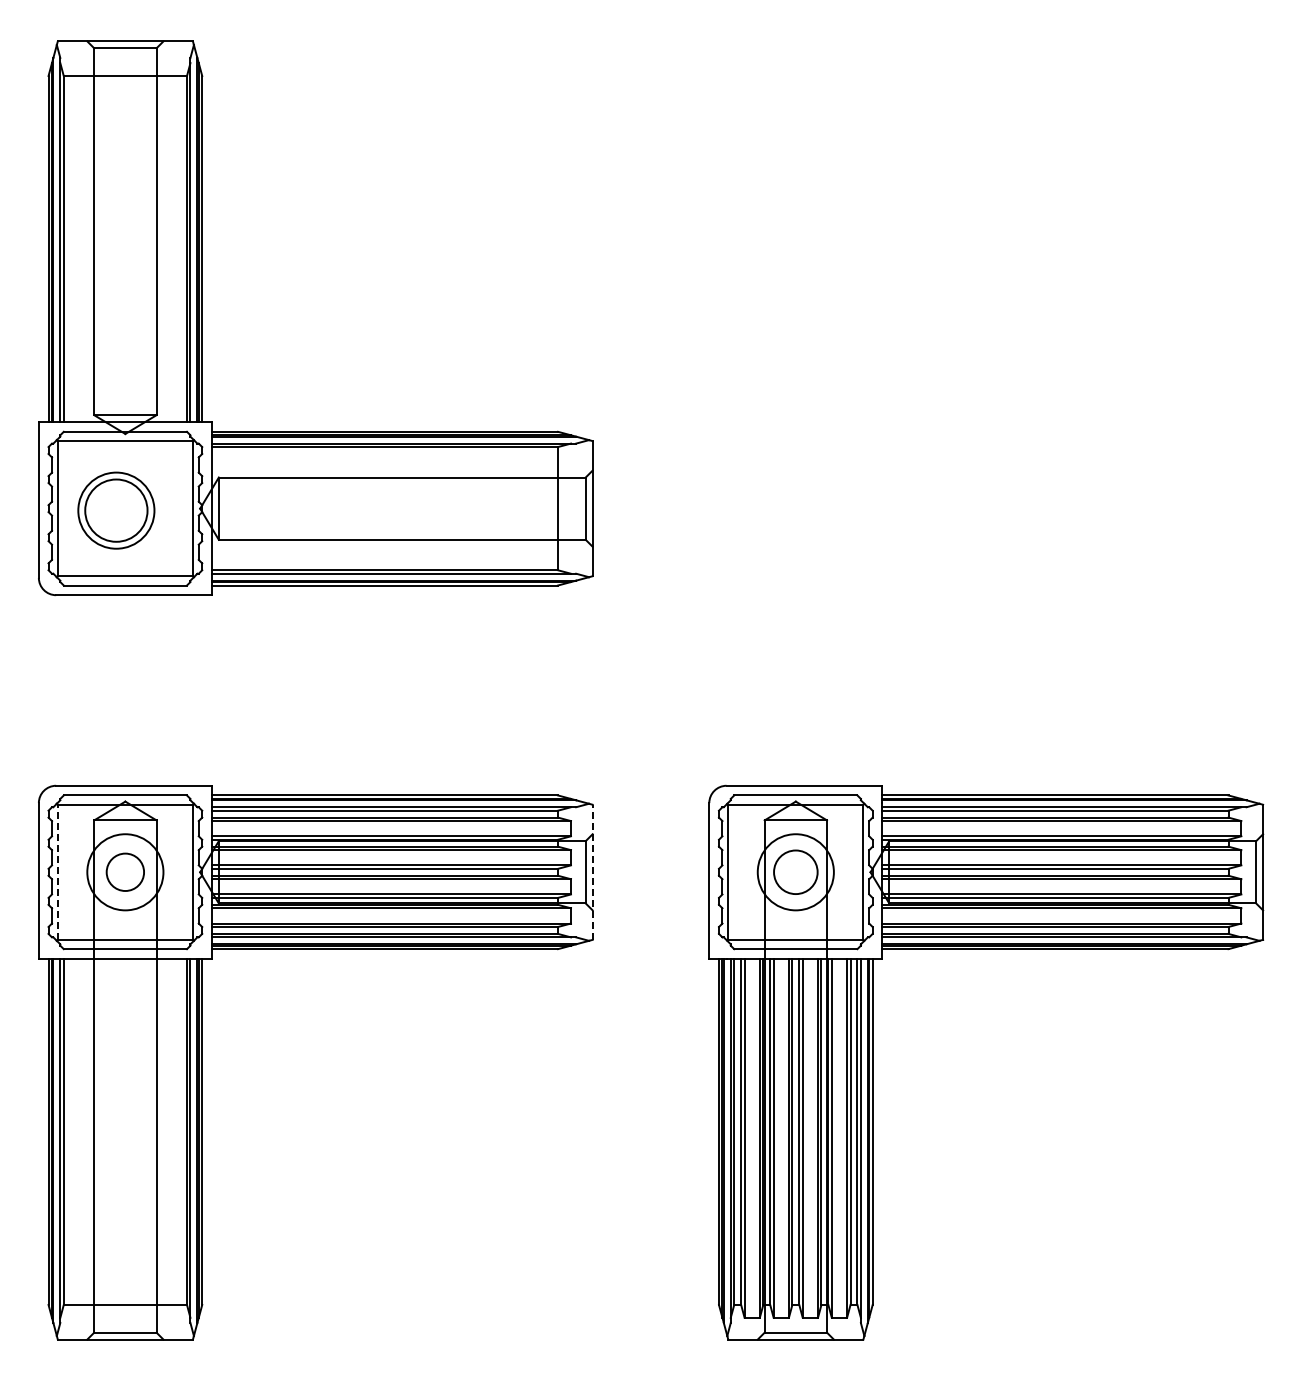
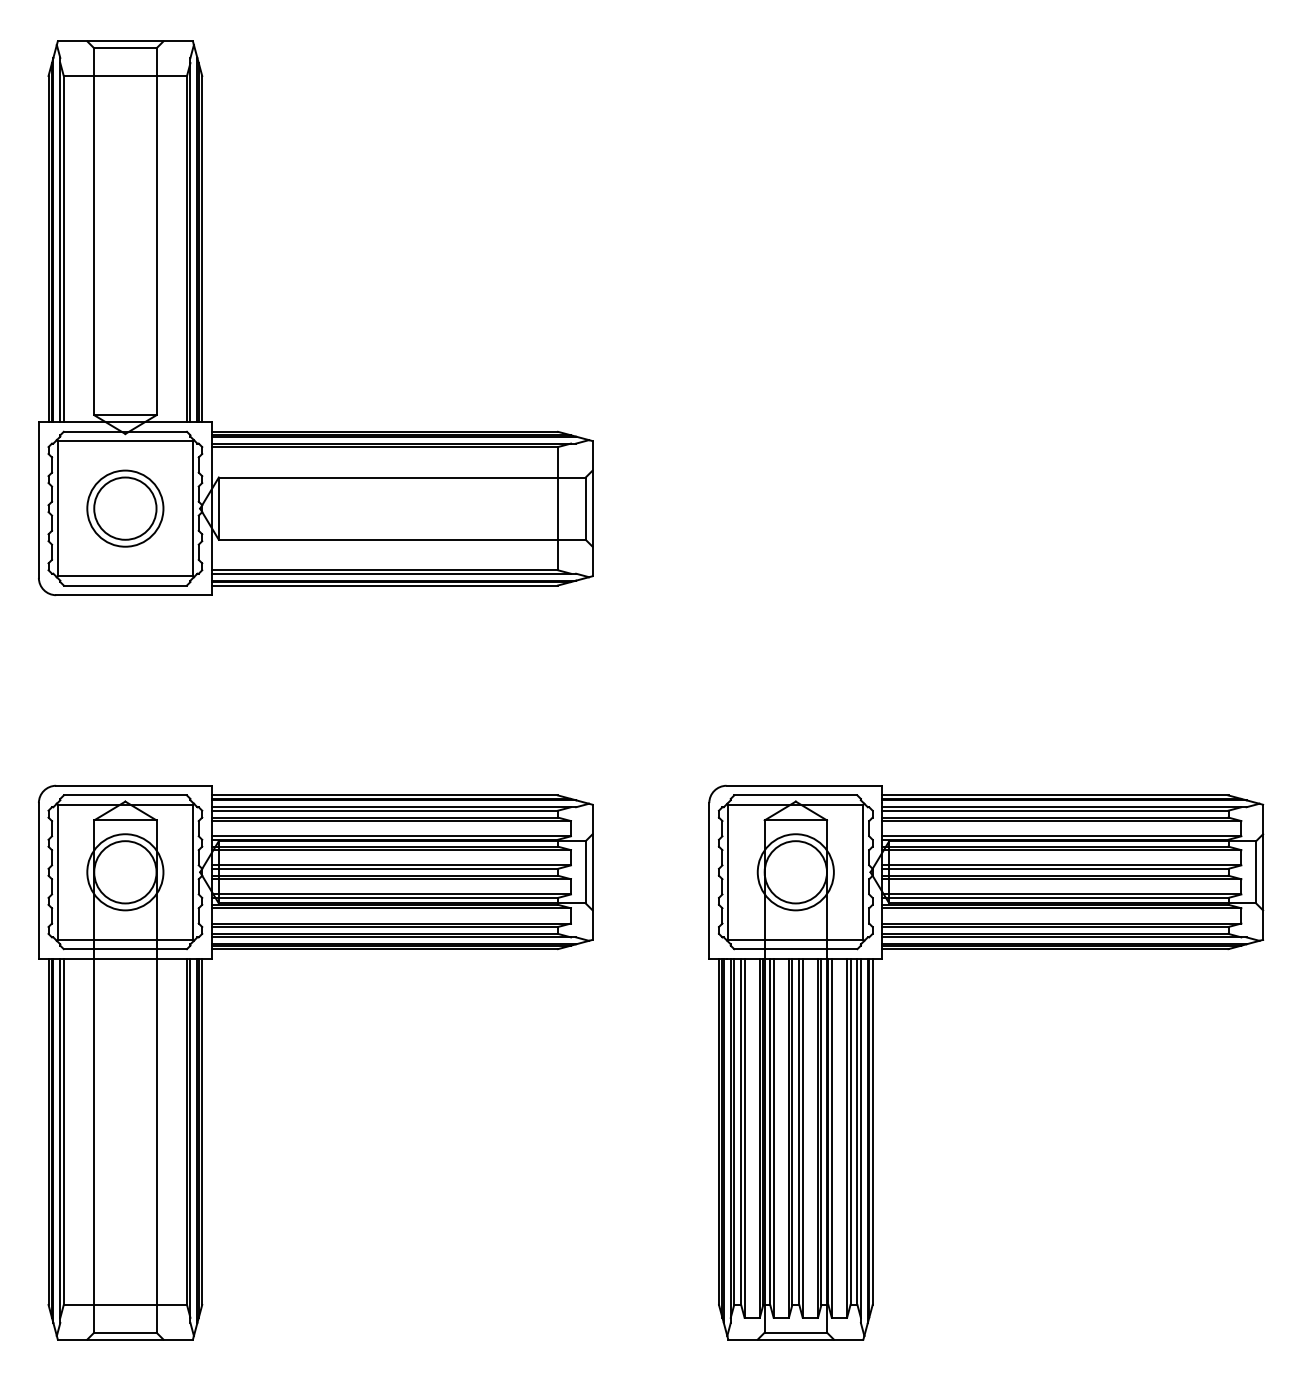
part position: (116, 510) -> (125, 508) (125, 508)
line: dashed -> solid (57, 872)
circle diameter: 37 px -> 62 px (125, 872)
line: dashed -> solid (592, 872)
circle diameter: 44 px -> 62 px (795, 872)
